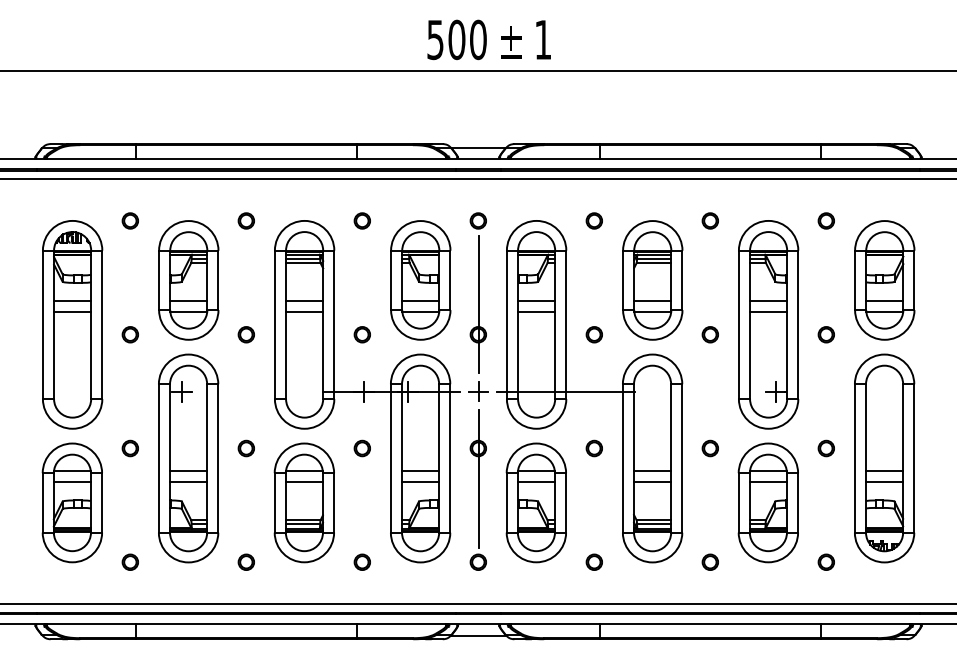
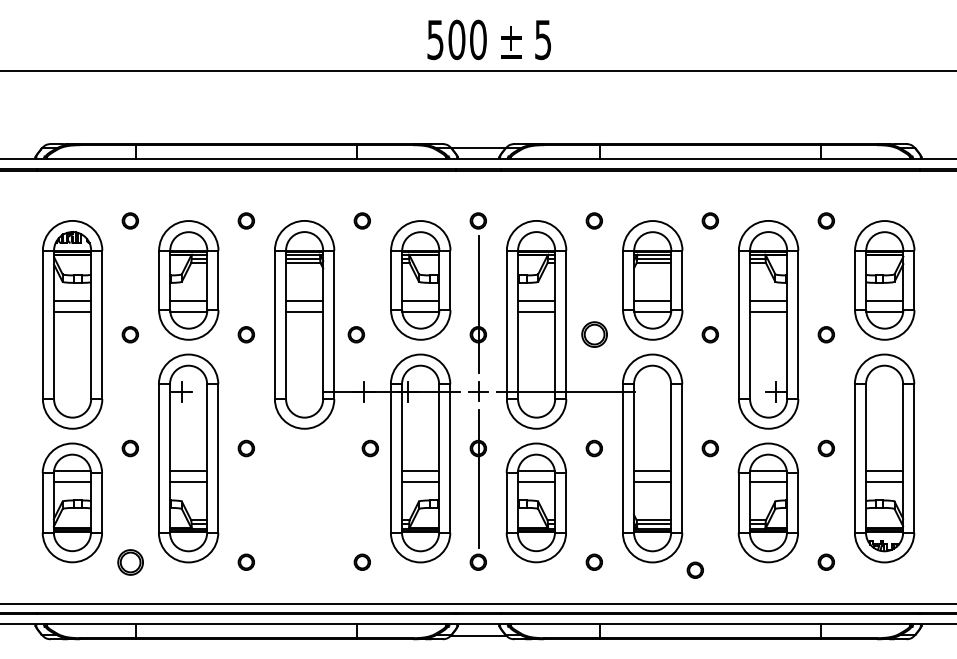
text: 1 -> 5 (543, 40)
line: present -> none (477, 178)
part position: (361, 334) -> (355, 334) (355, 334)
part size: 18x18 px -> 27x27 px (594, 334)
part position: (361, 448) -> (369, 448) (369, 448)
part: present -> none (303, 502)
part size: 18x18 px -> 27x27 px (130, 562)
part position: (709, 561) -> (694, 569) (694, 569)
